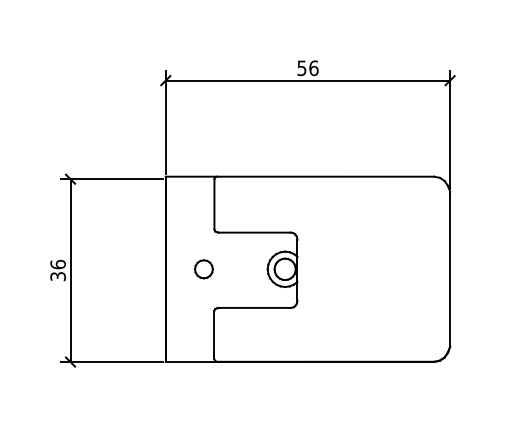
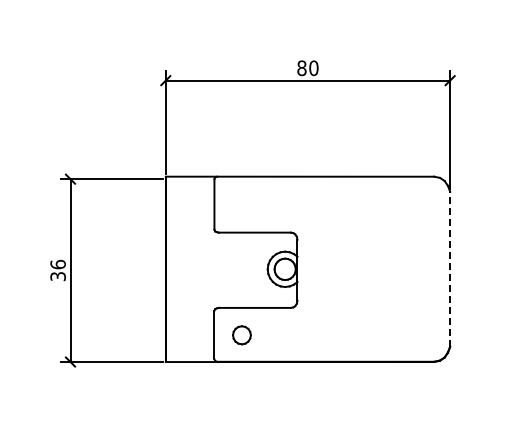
text: 56 -> 80 (307, 68)
part position: (203, 269) -> (241, 335) (241, 335)
line: solid -> dashed (450, 269)
